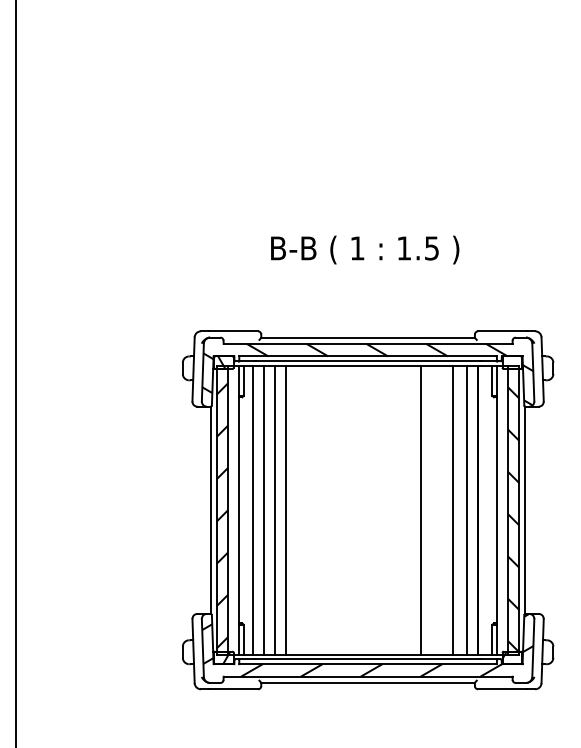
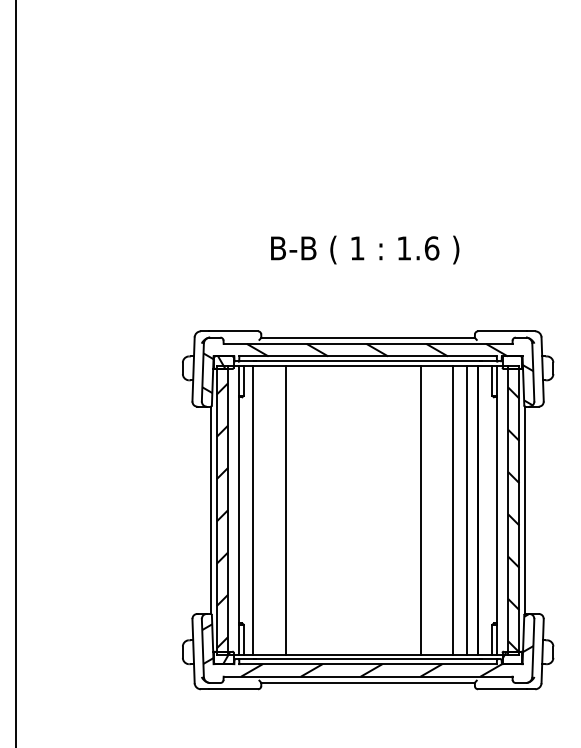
text: 1.5 -> 1.6 (431, 248)
line: present -> none (263, 509)
line: present -> none (274, 509)
